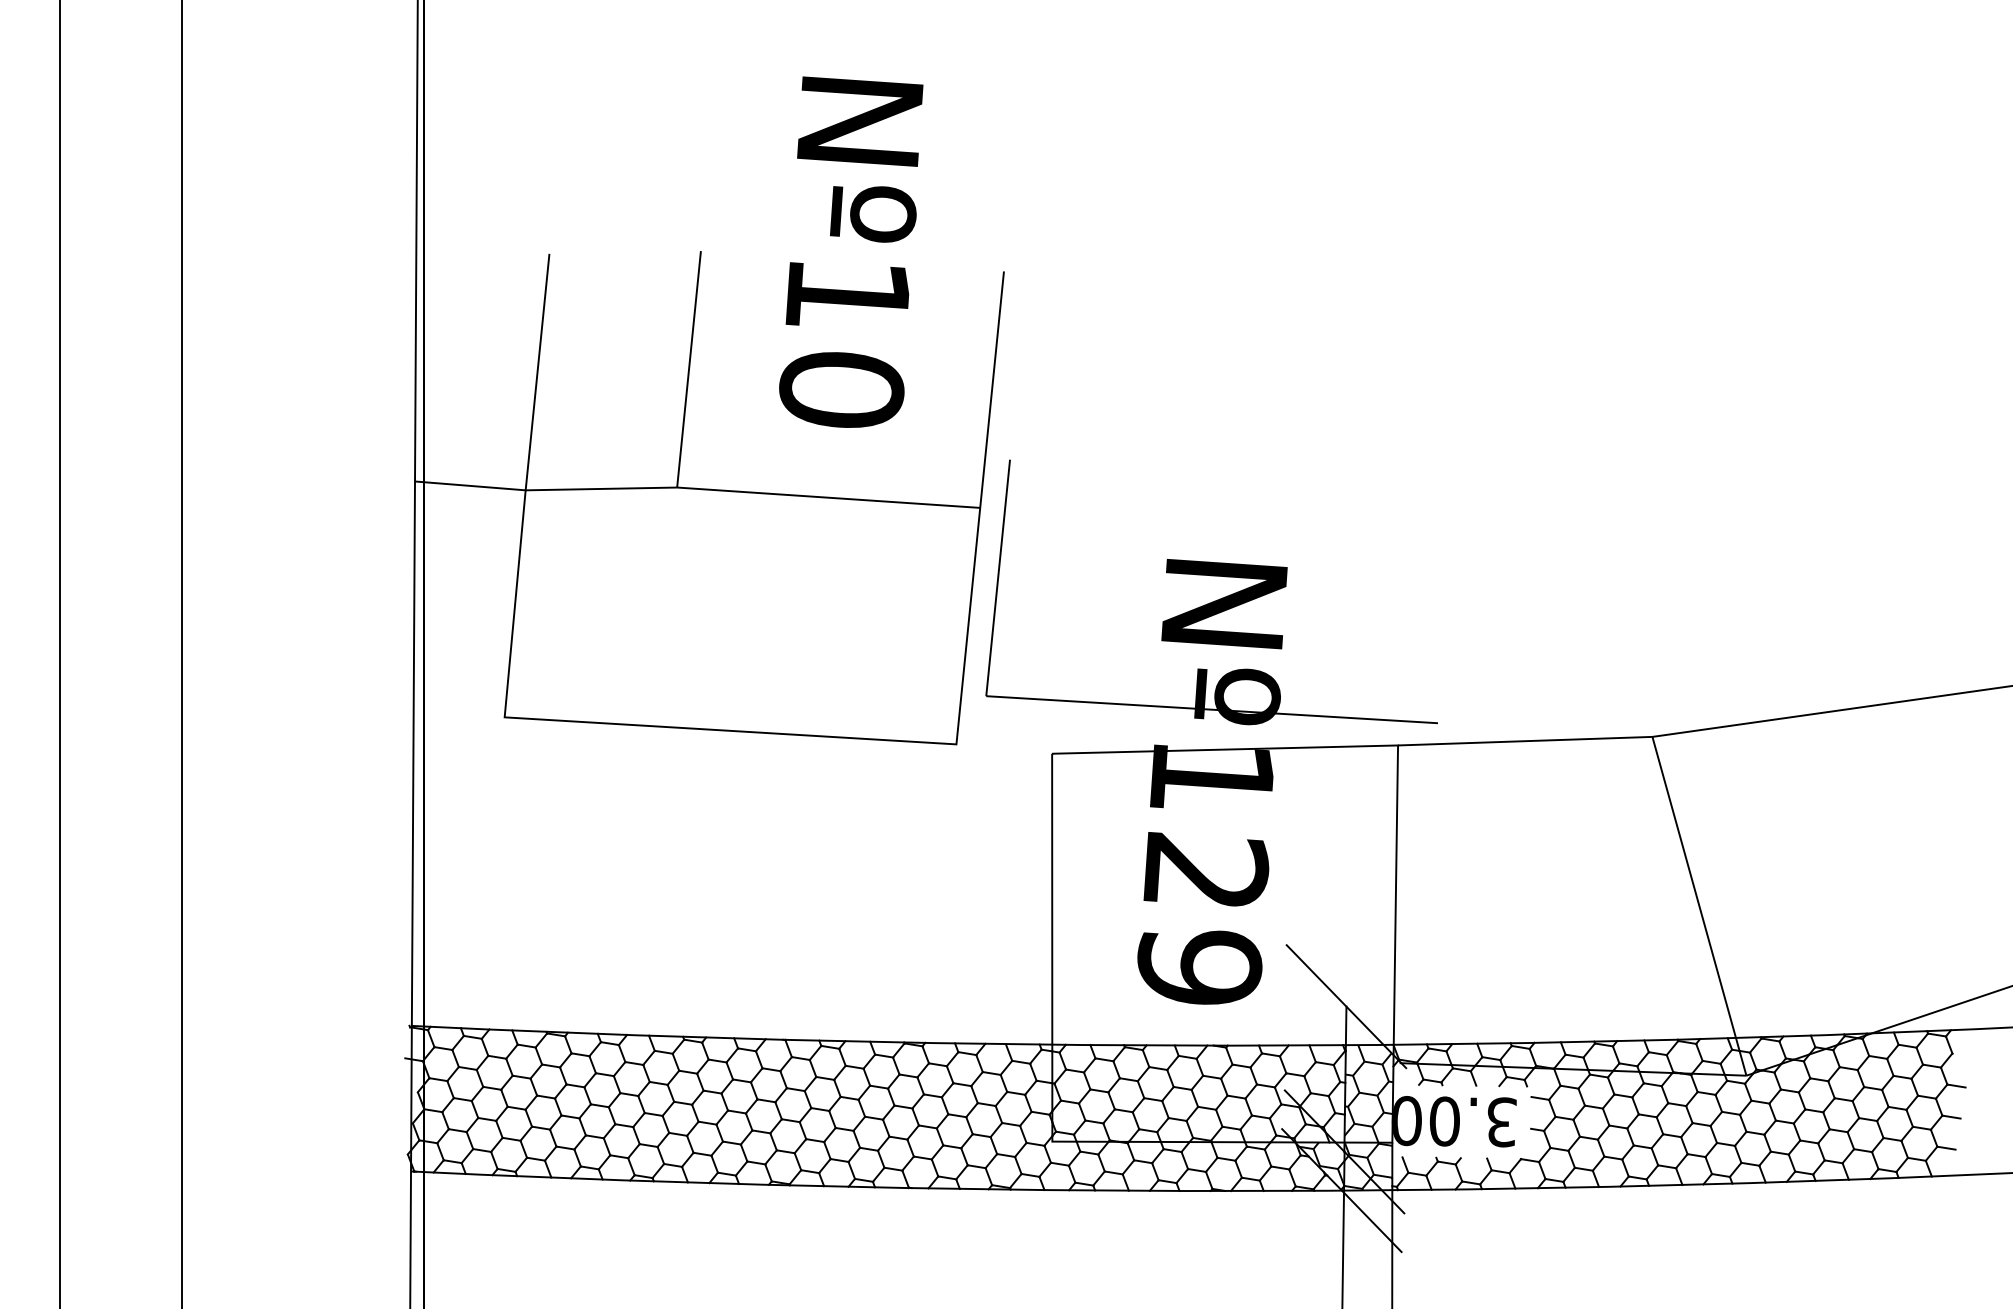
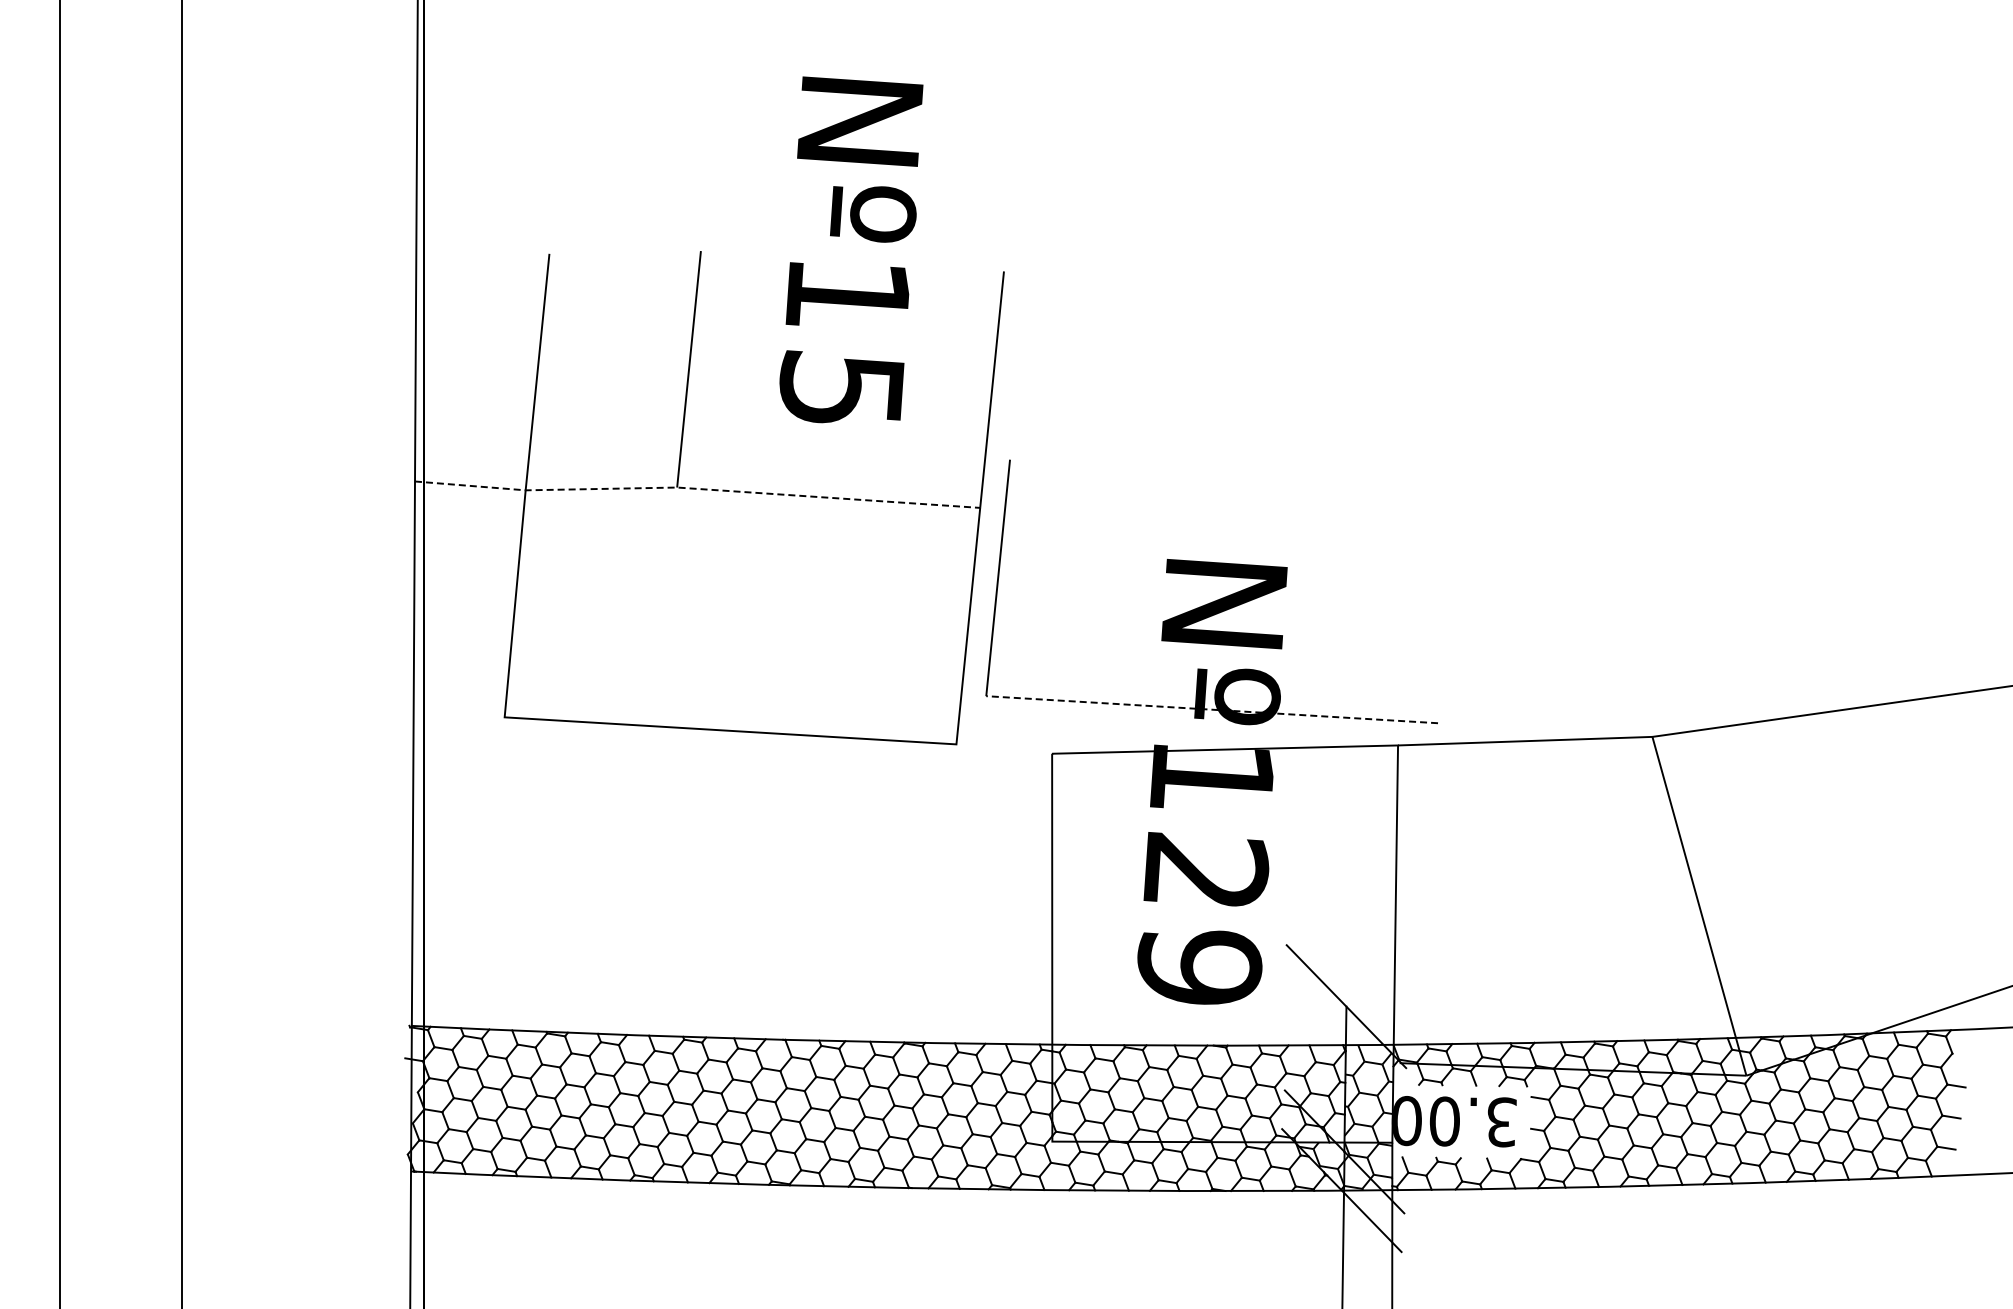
text: Nº10 -> Nº15 (841, 388)
line: solid -> dashed (696, 488)
line: solid -> dashed (1211, 709)
